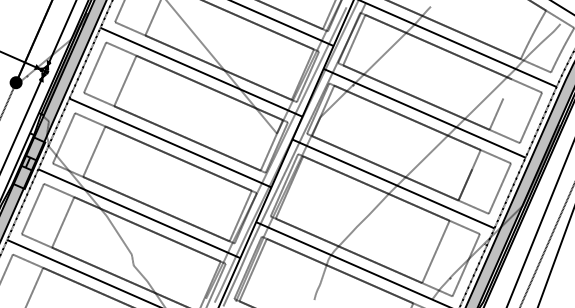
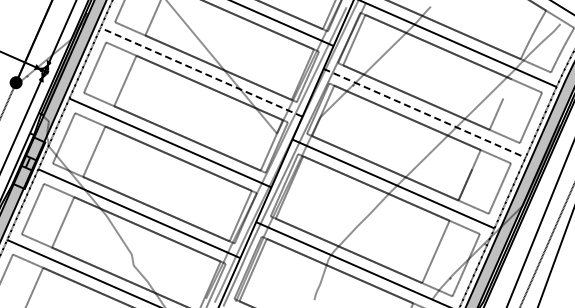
line: solid -> dashed (201, 72)
line: solid -> dashed (425, 113)
